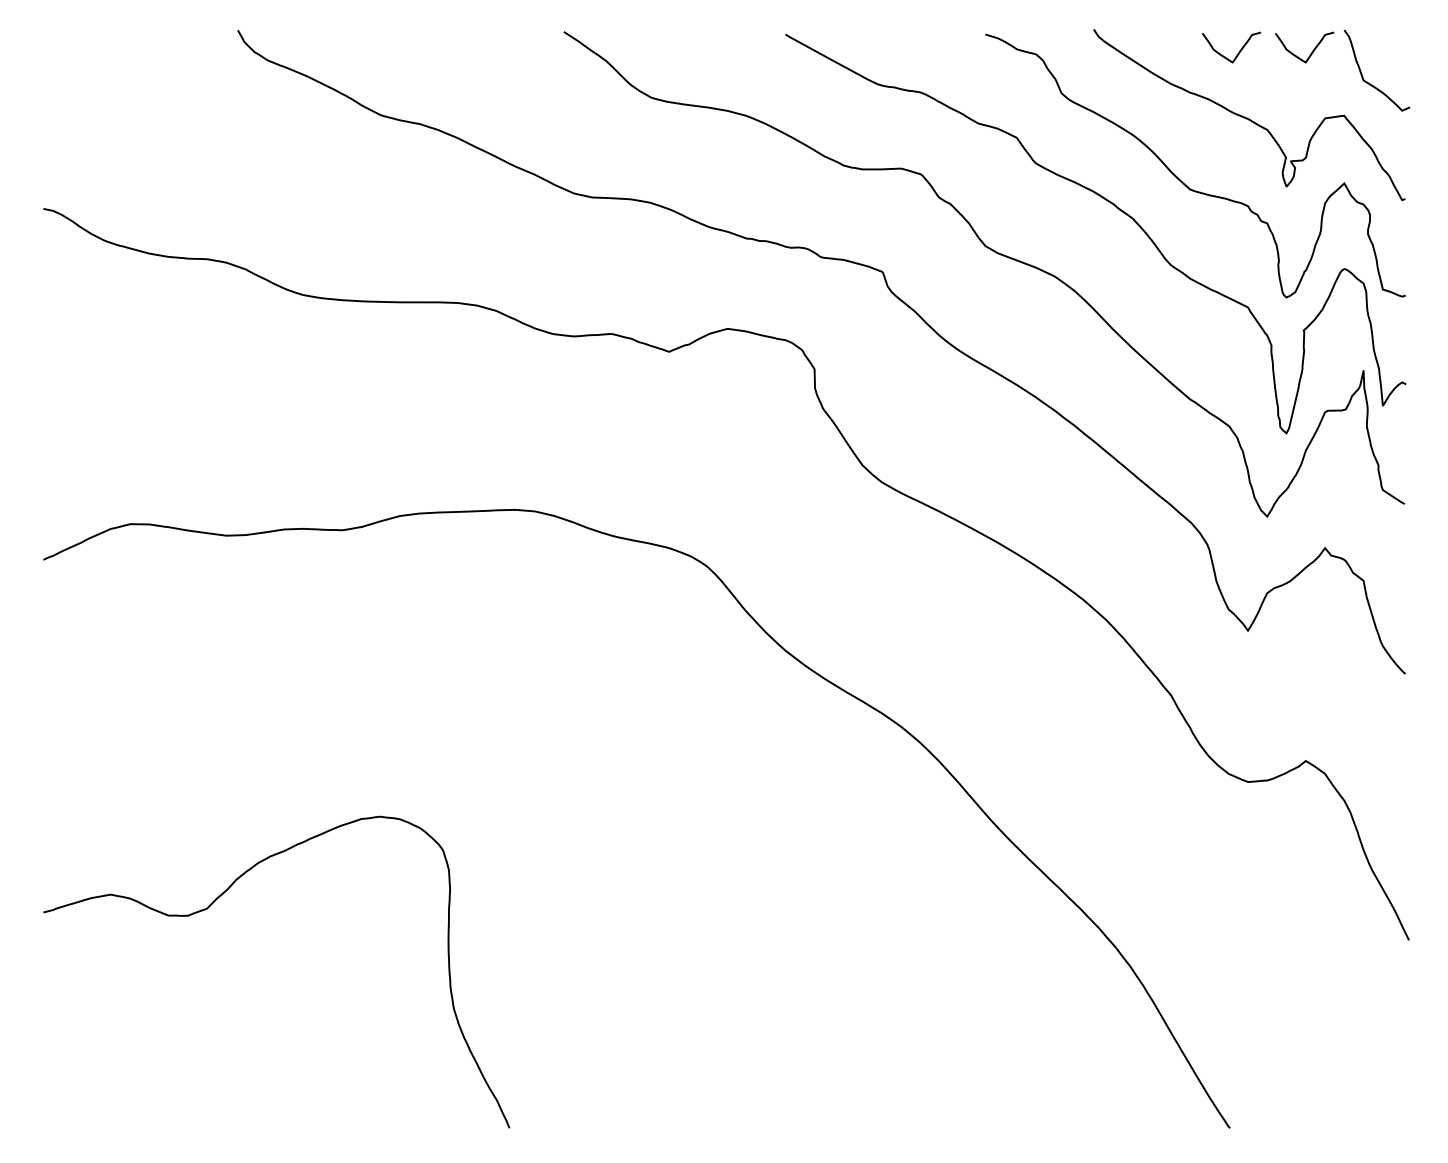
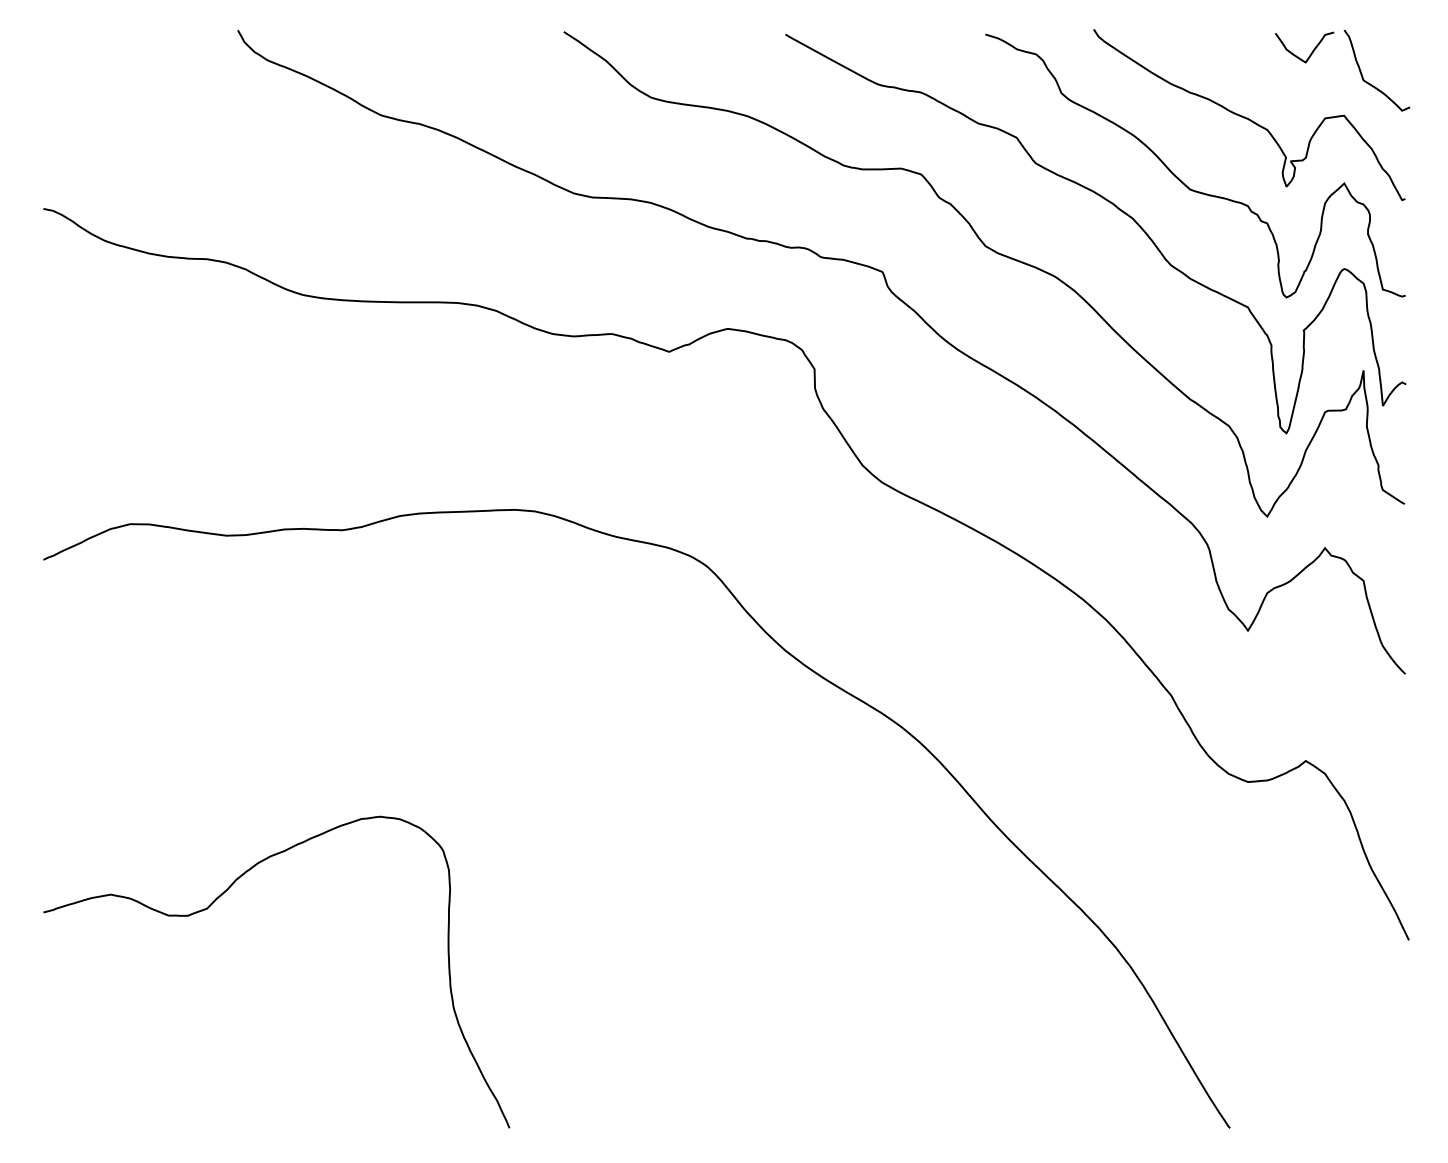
curve: present -> none (1237, 53)
